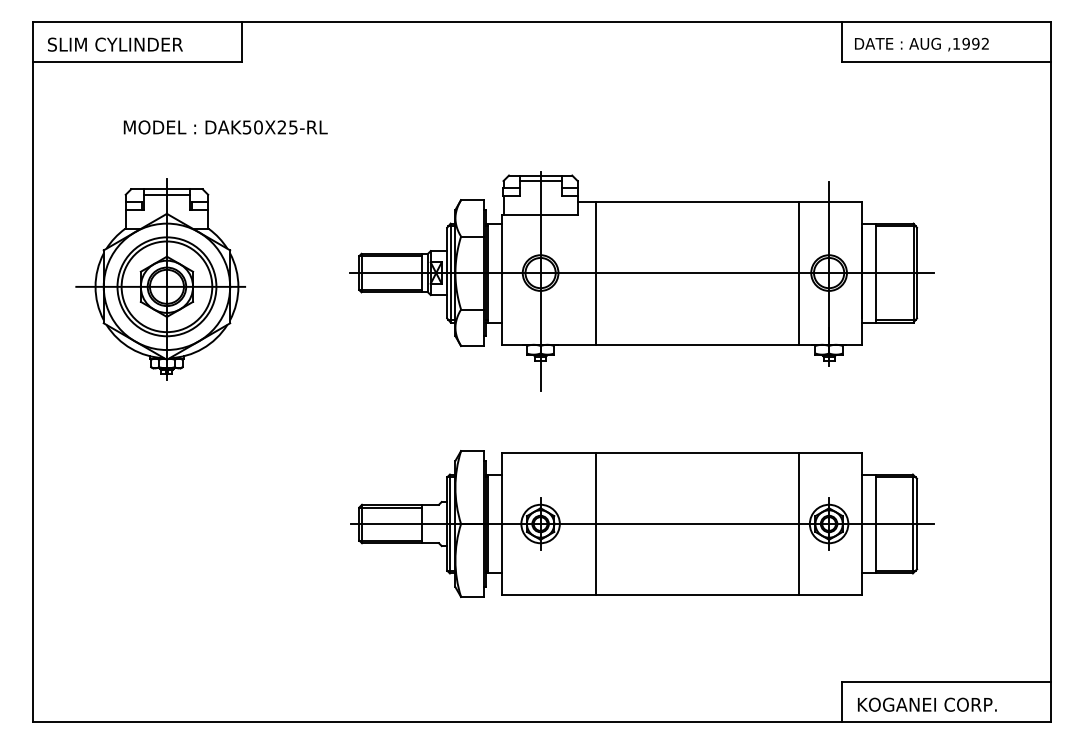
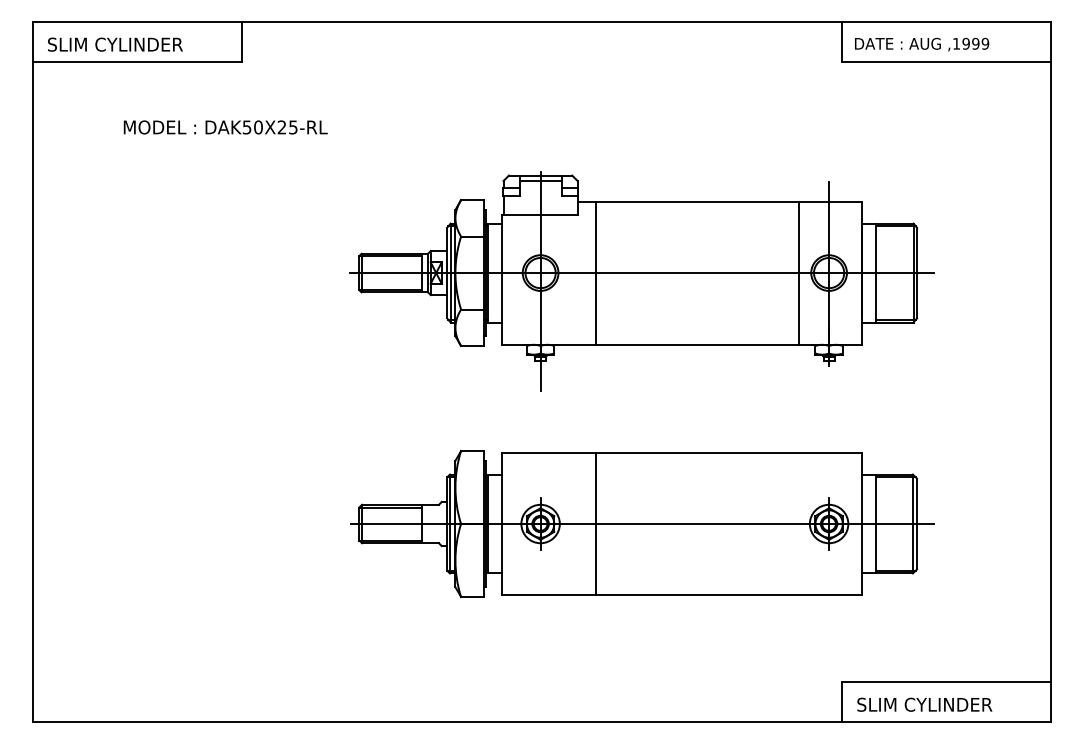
text: ,1992 -> ,1999 (985, 43)
part: present -> none (160, 279)
line: present -> none (798, 523)
text: KOGANEI CORP. -> SLIM CYLINDER (926, 704)
